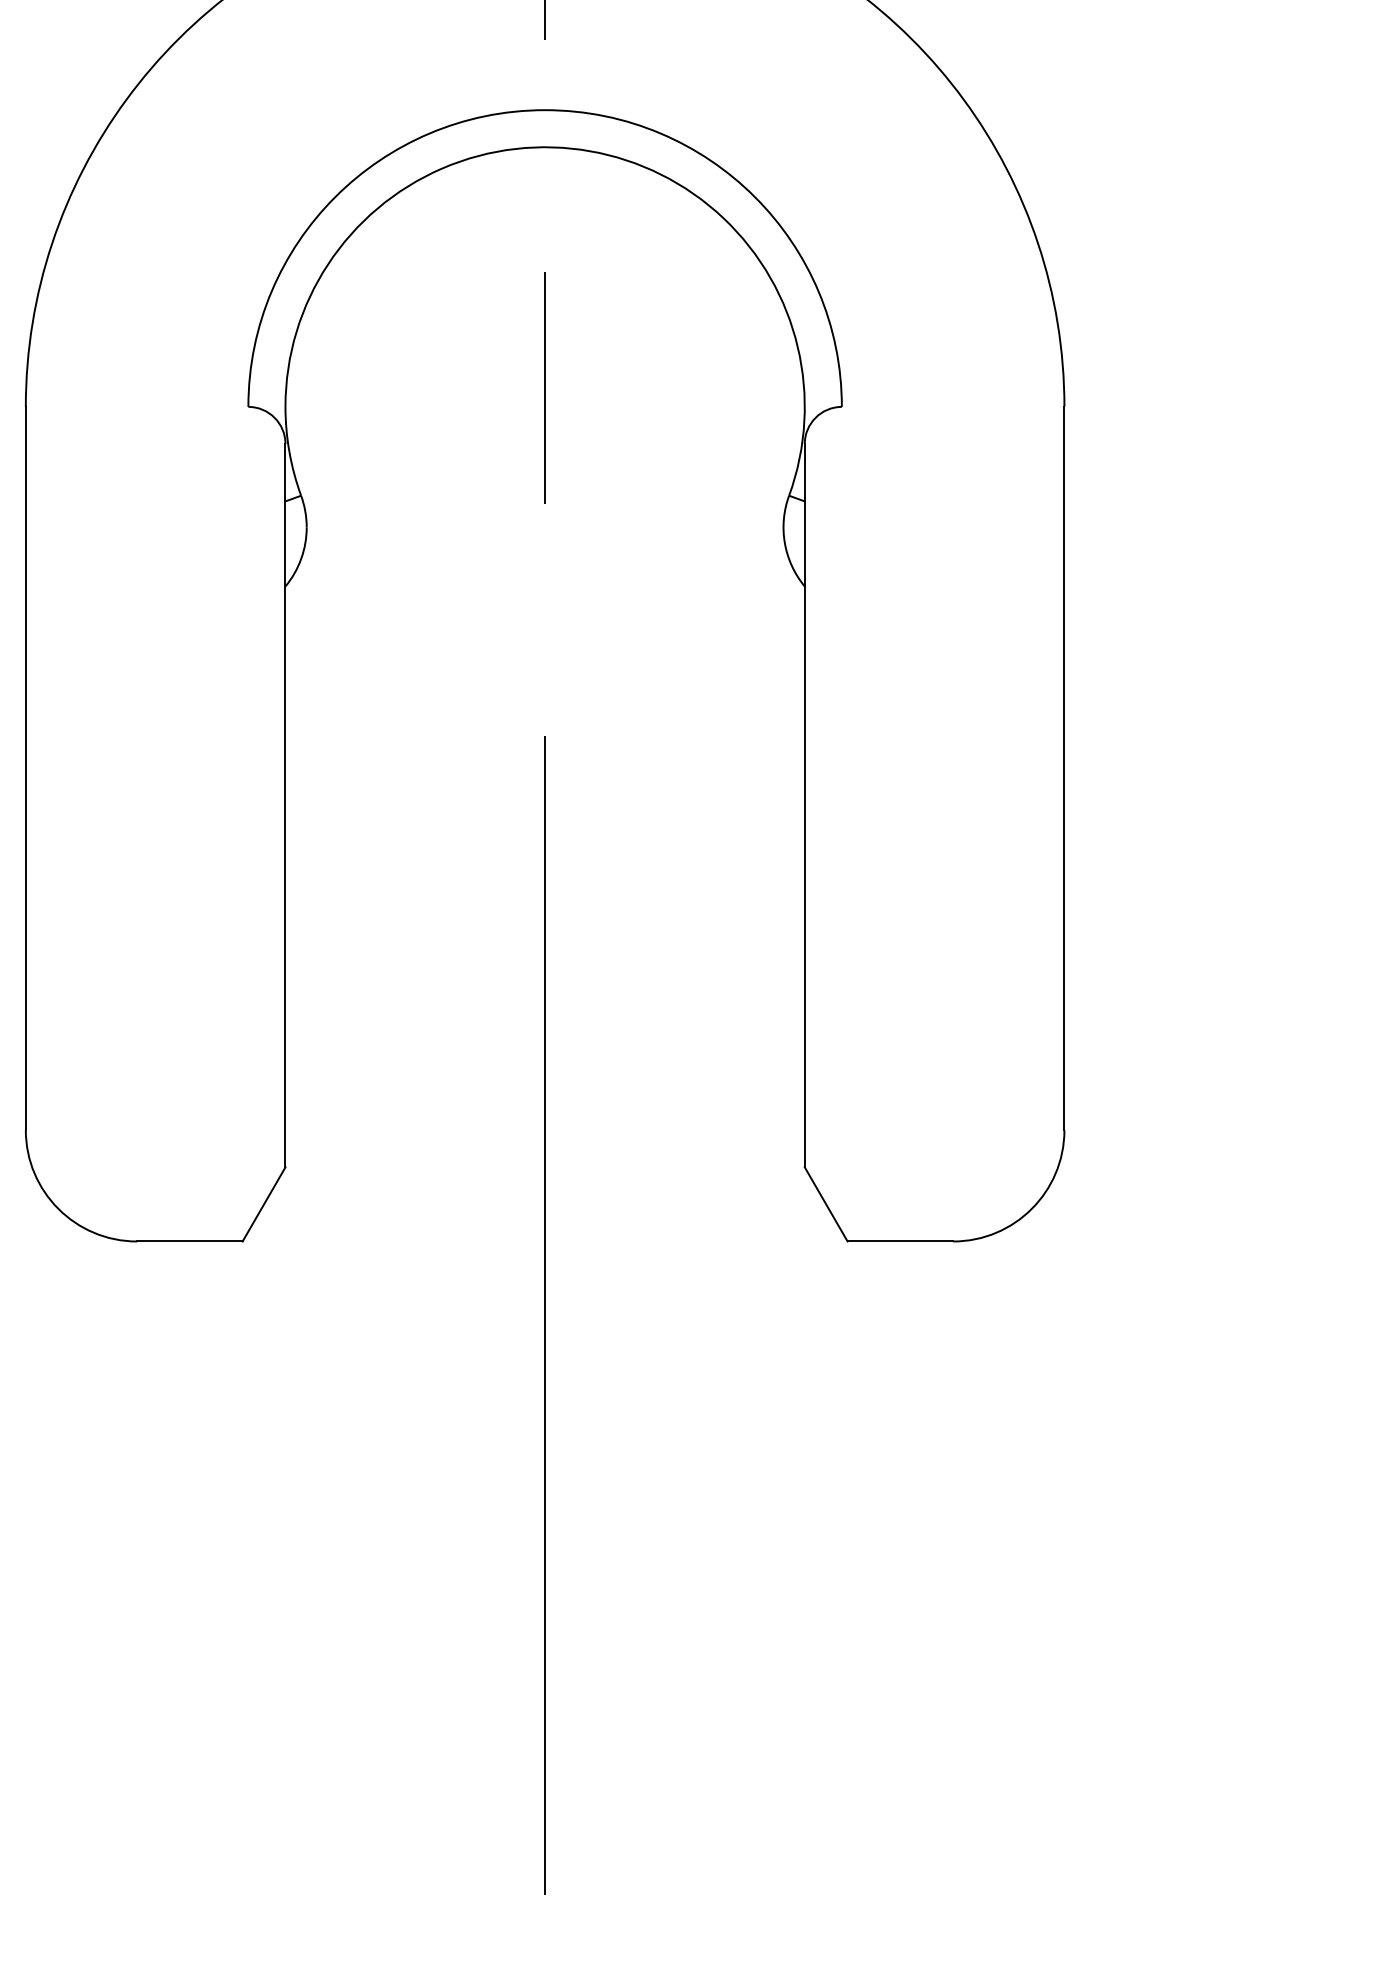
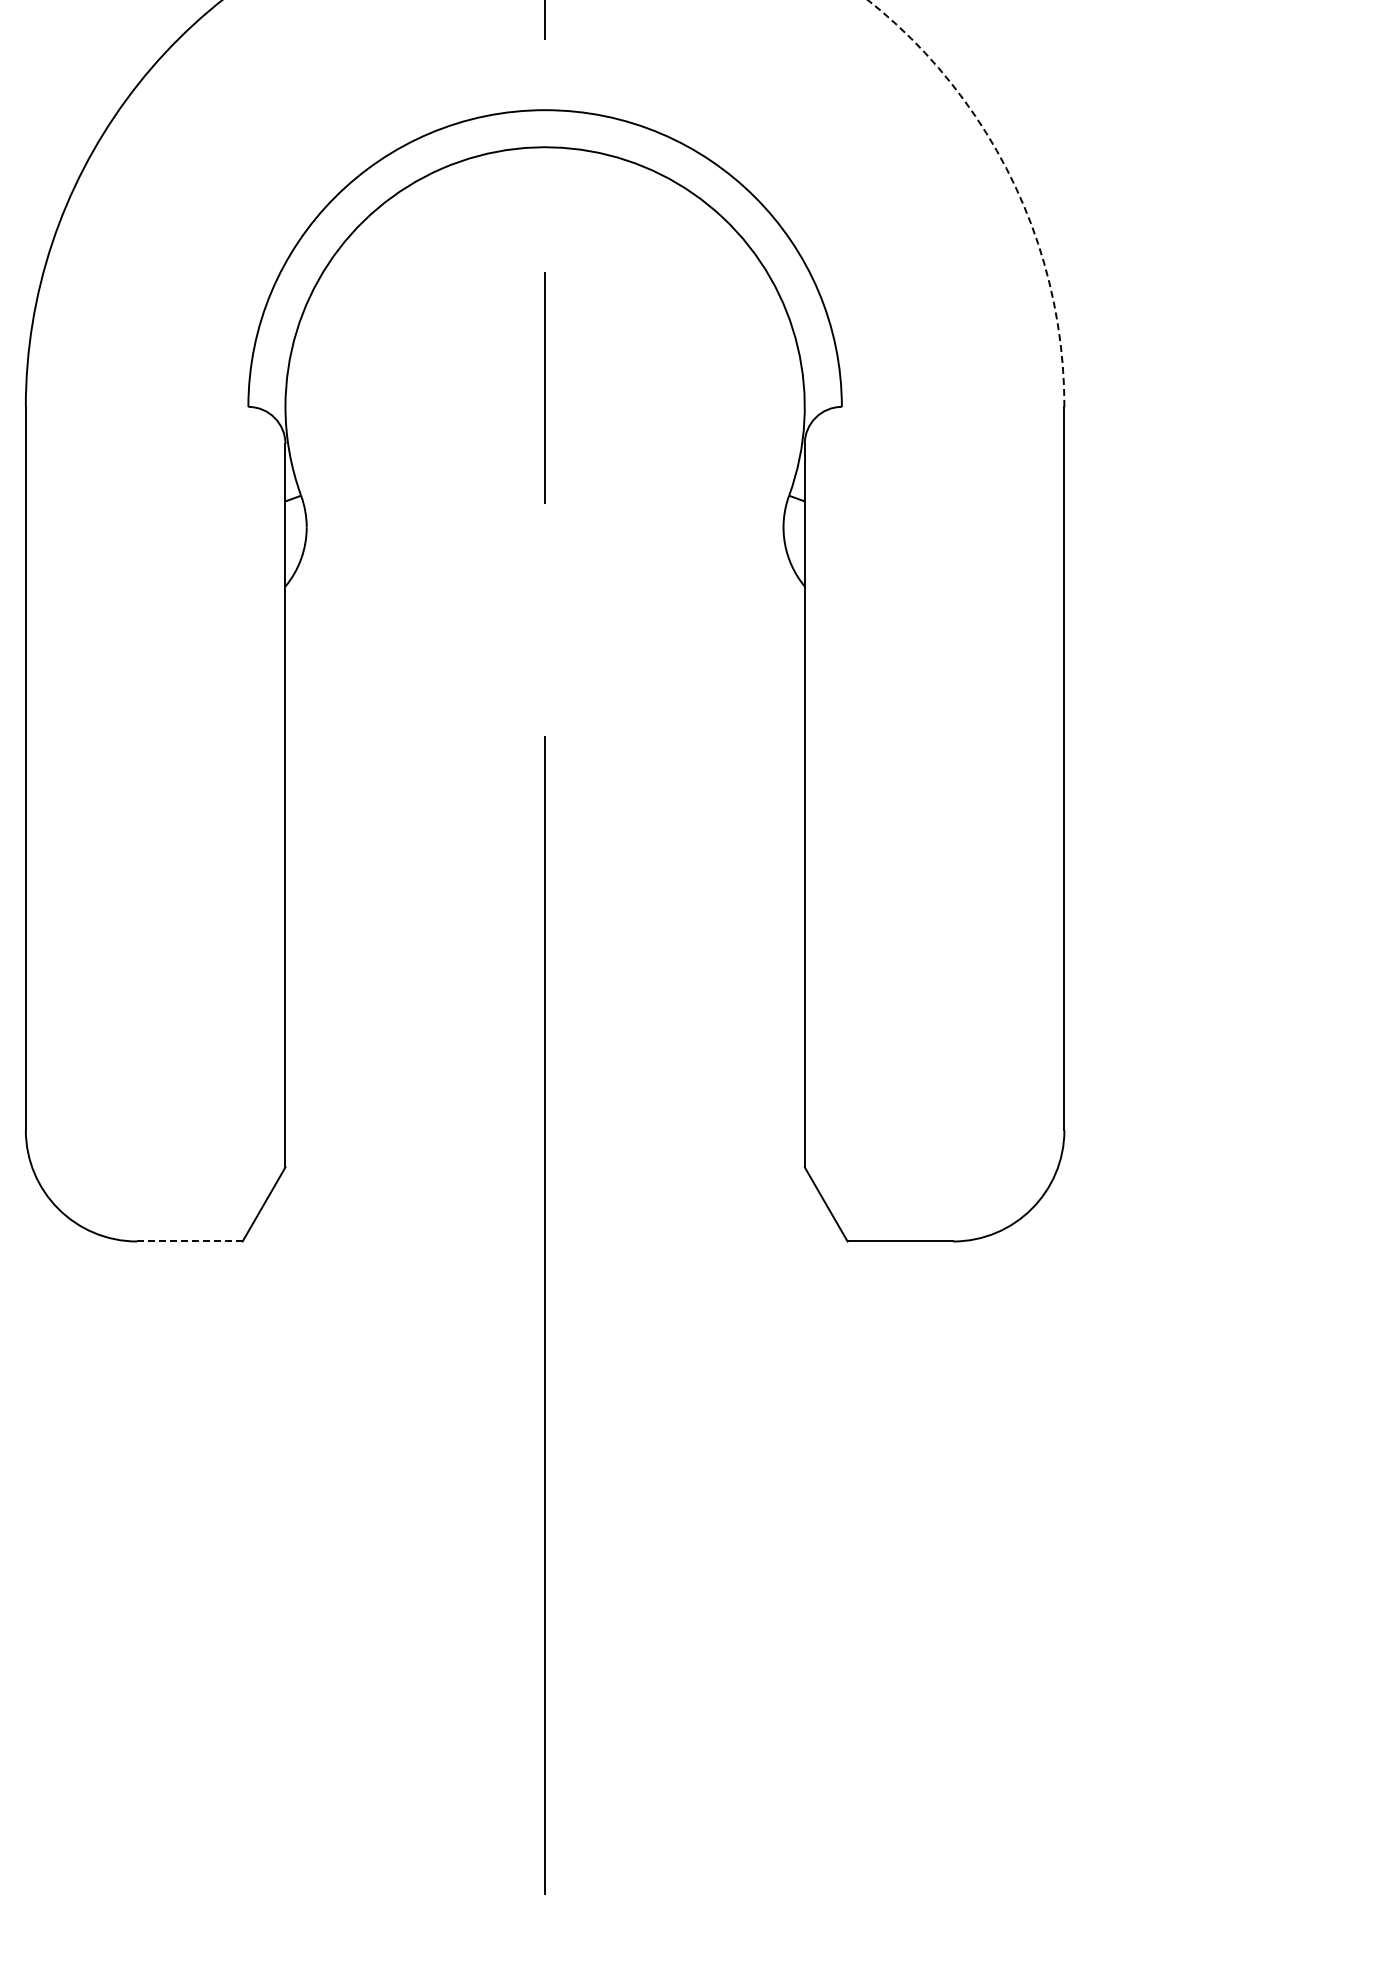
arc: solid -> dashed (1012, 179)
line: solid -> dashed (189, 1241)
